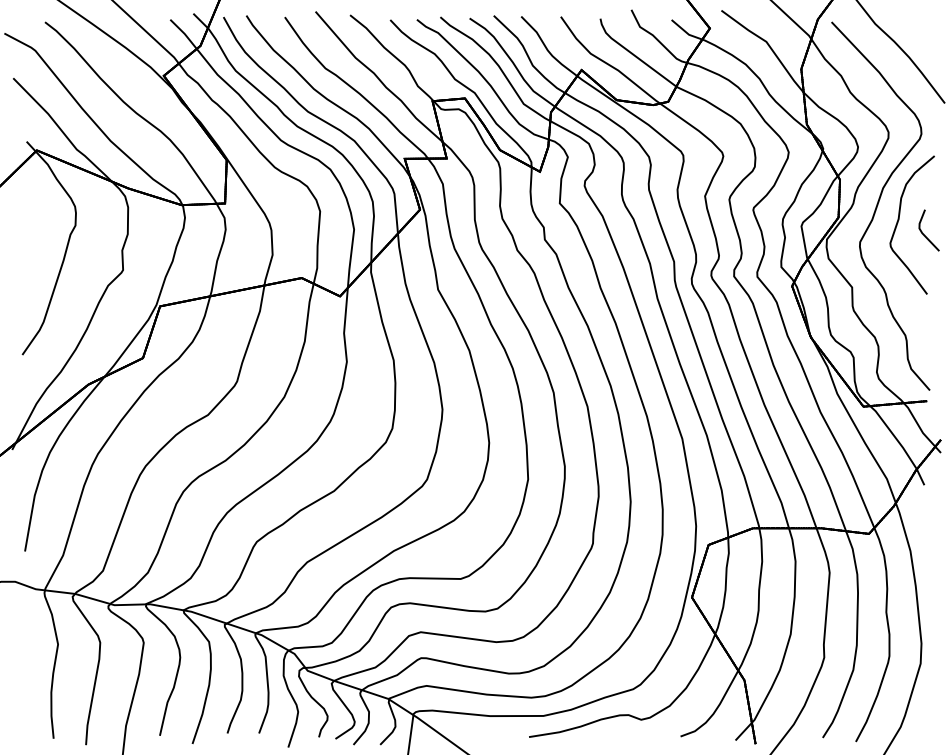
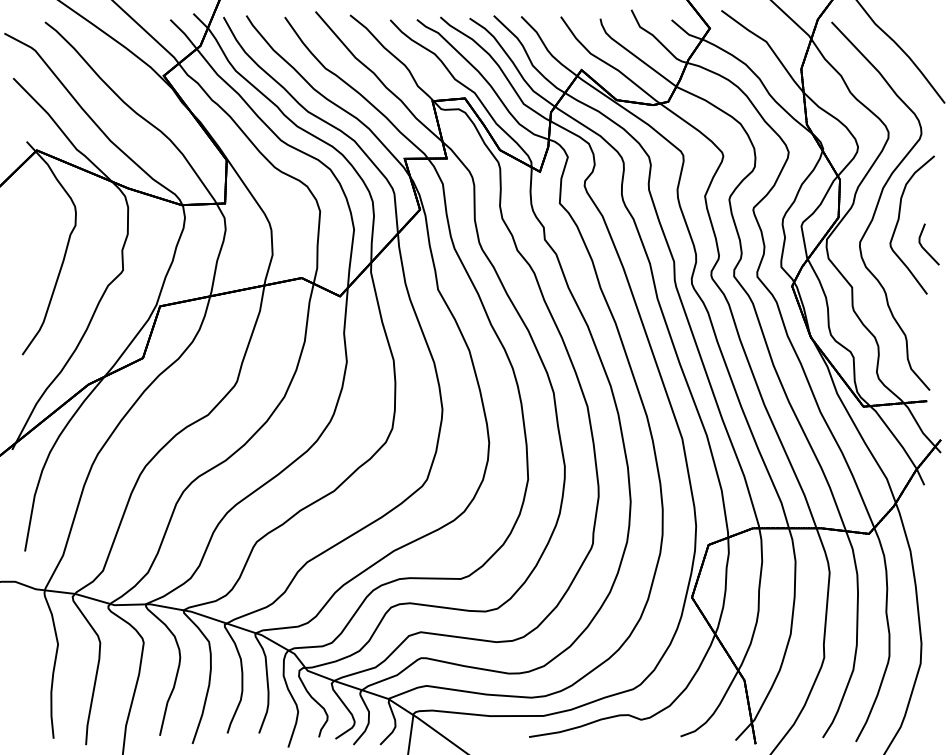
line position: (924, 234) -> (924, 248) (924, 248)
